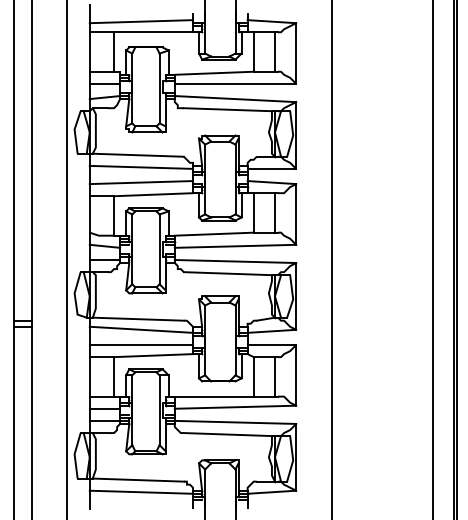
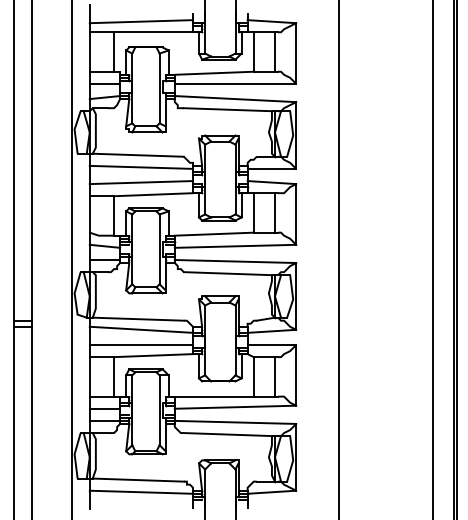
line position: (66, 259) -> (71, 259) (71, 259)
line position: (331, 259) -> (338, 259) (338, 259)
